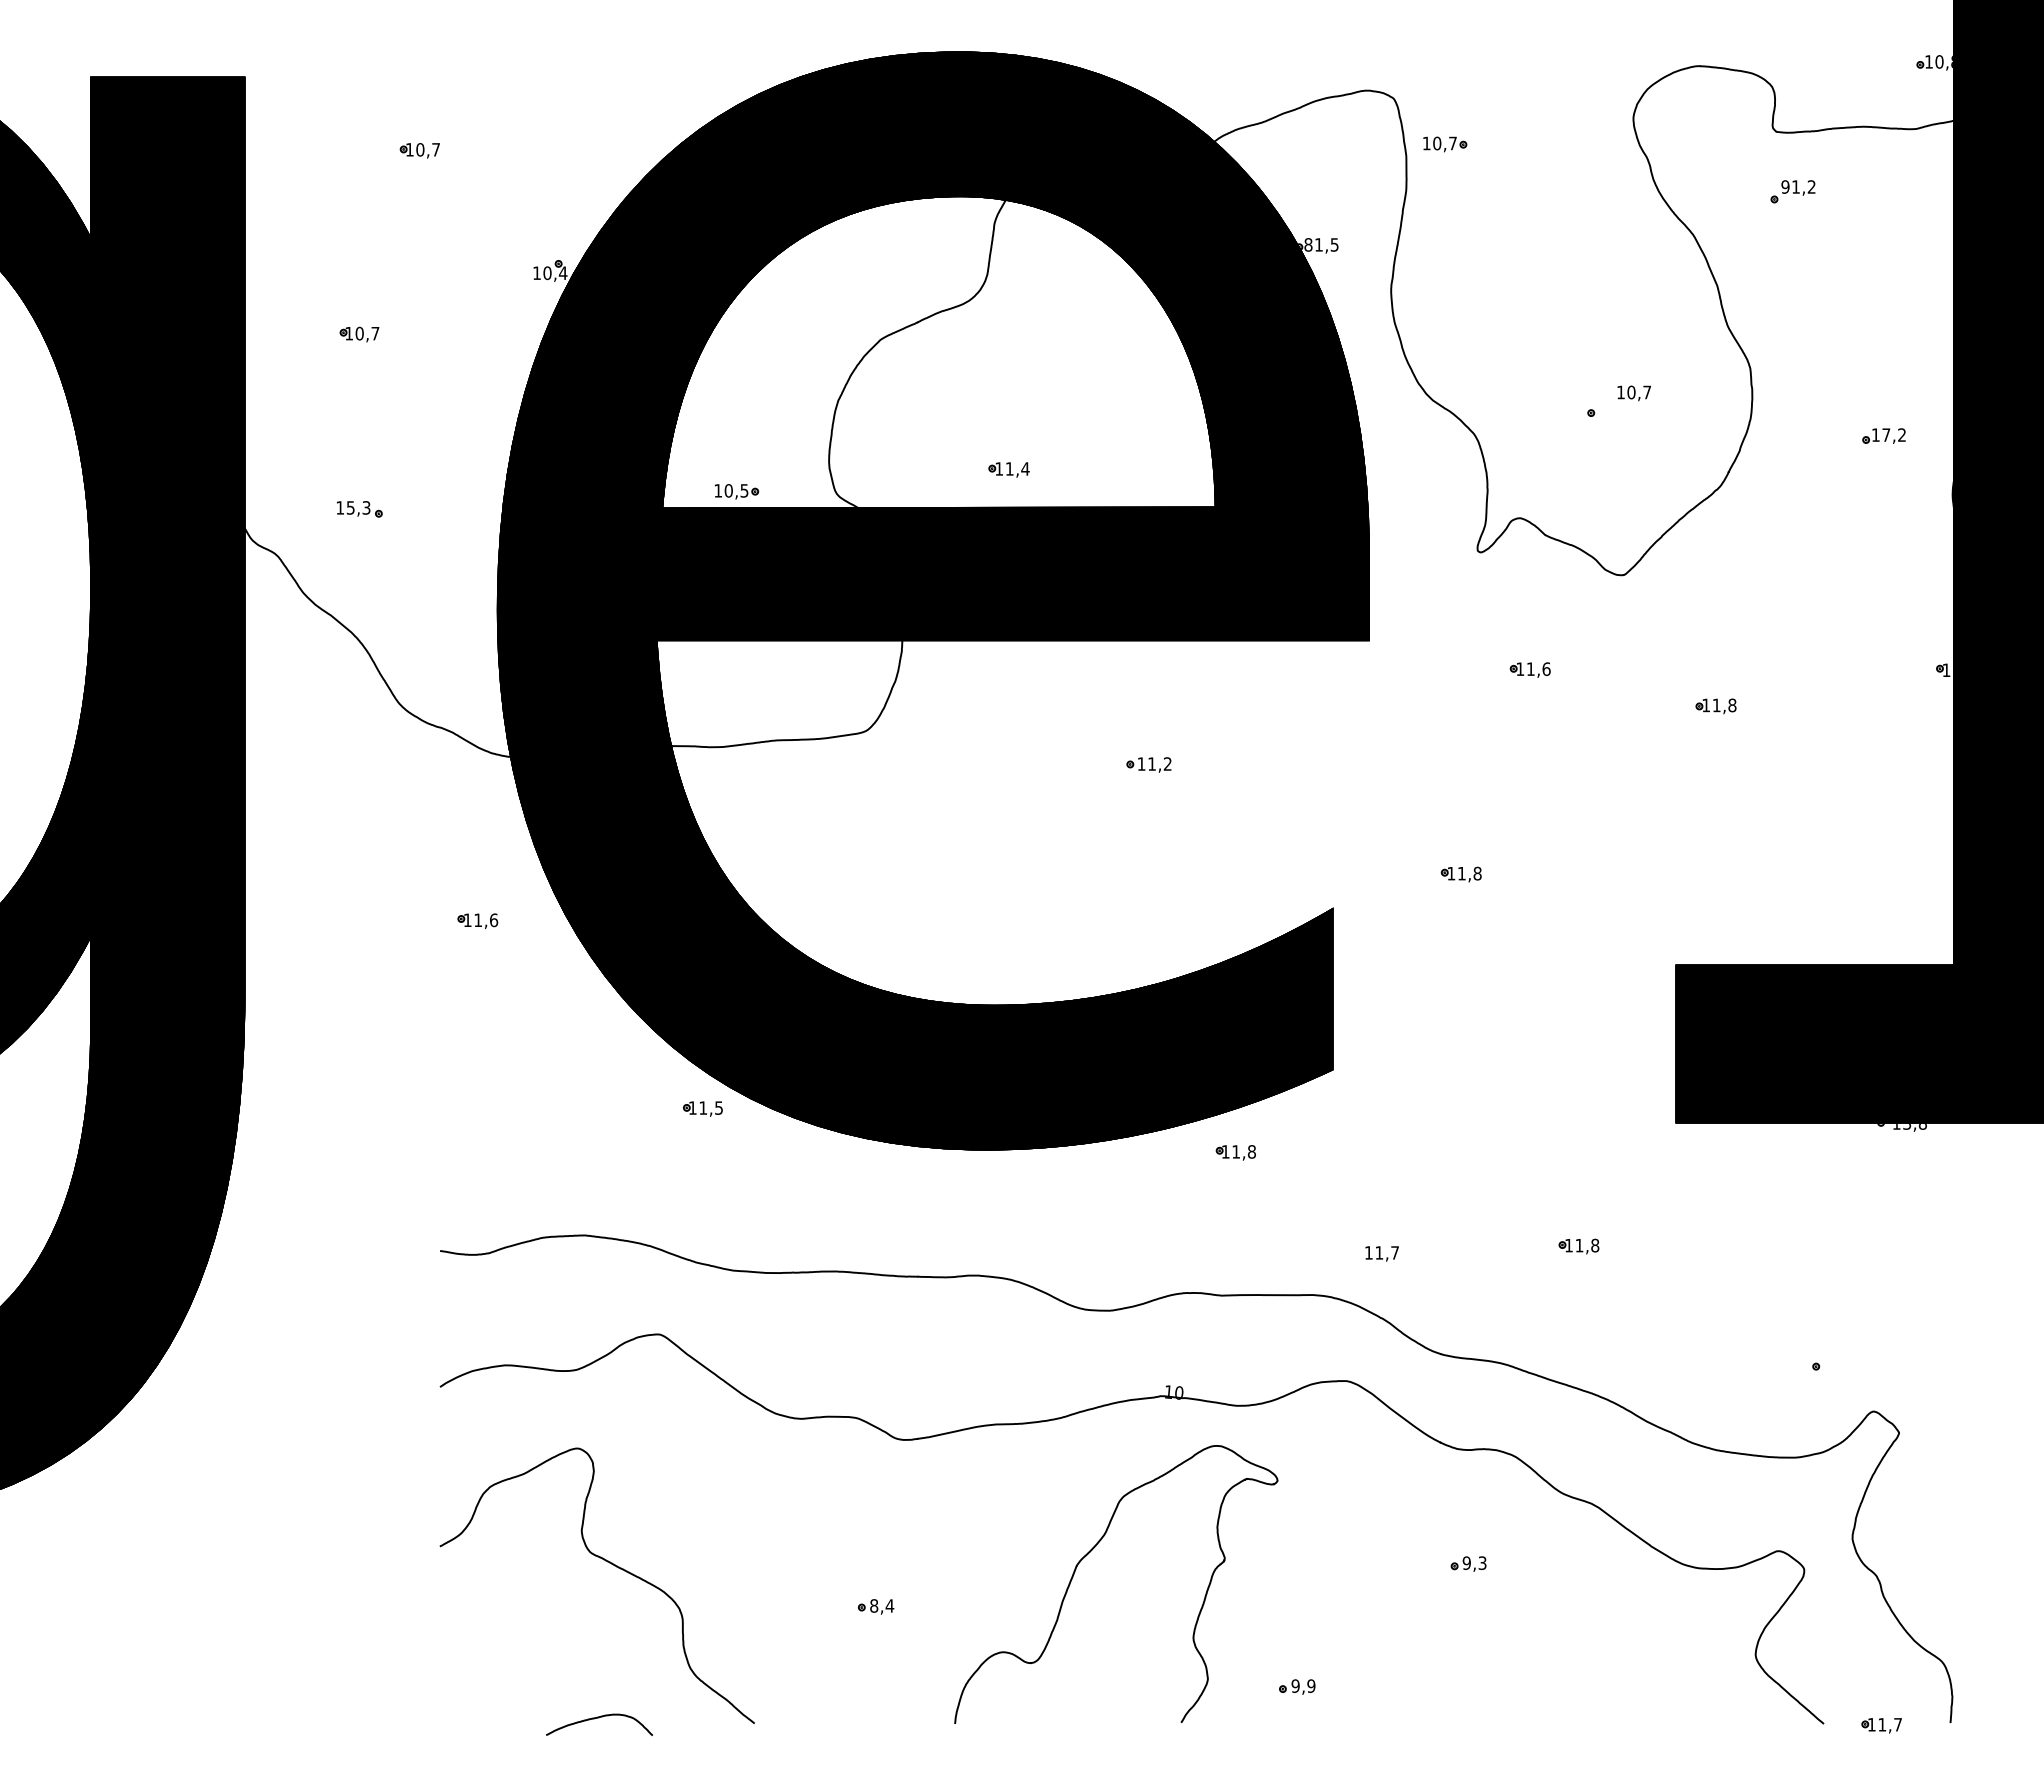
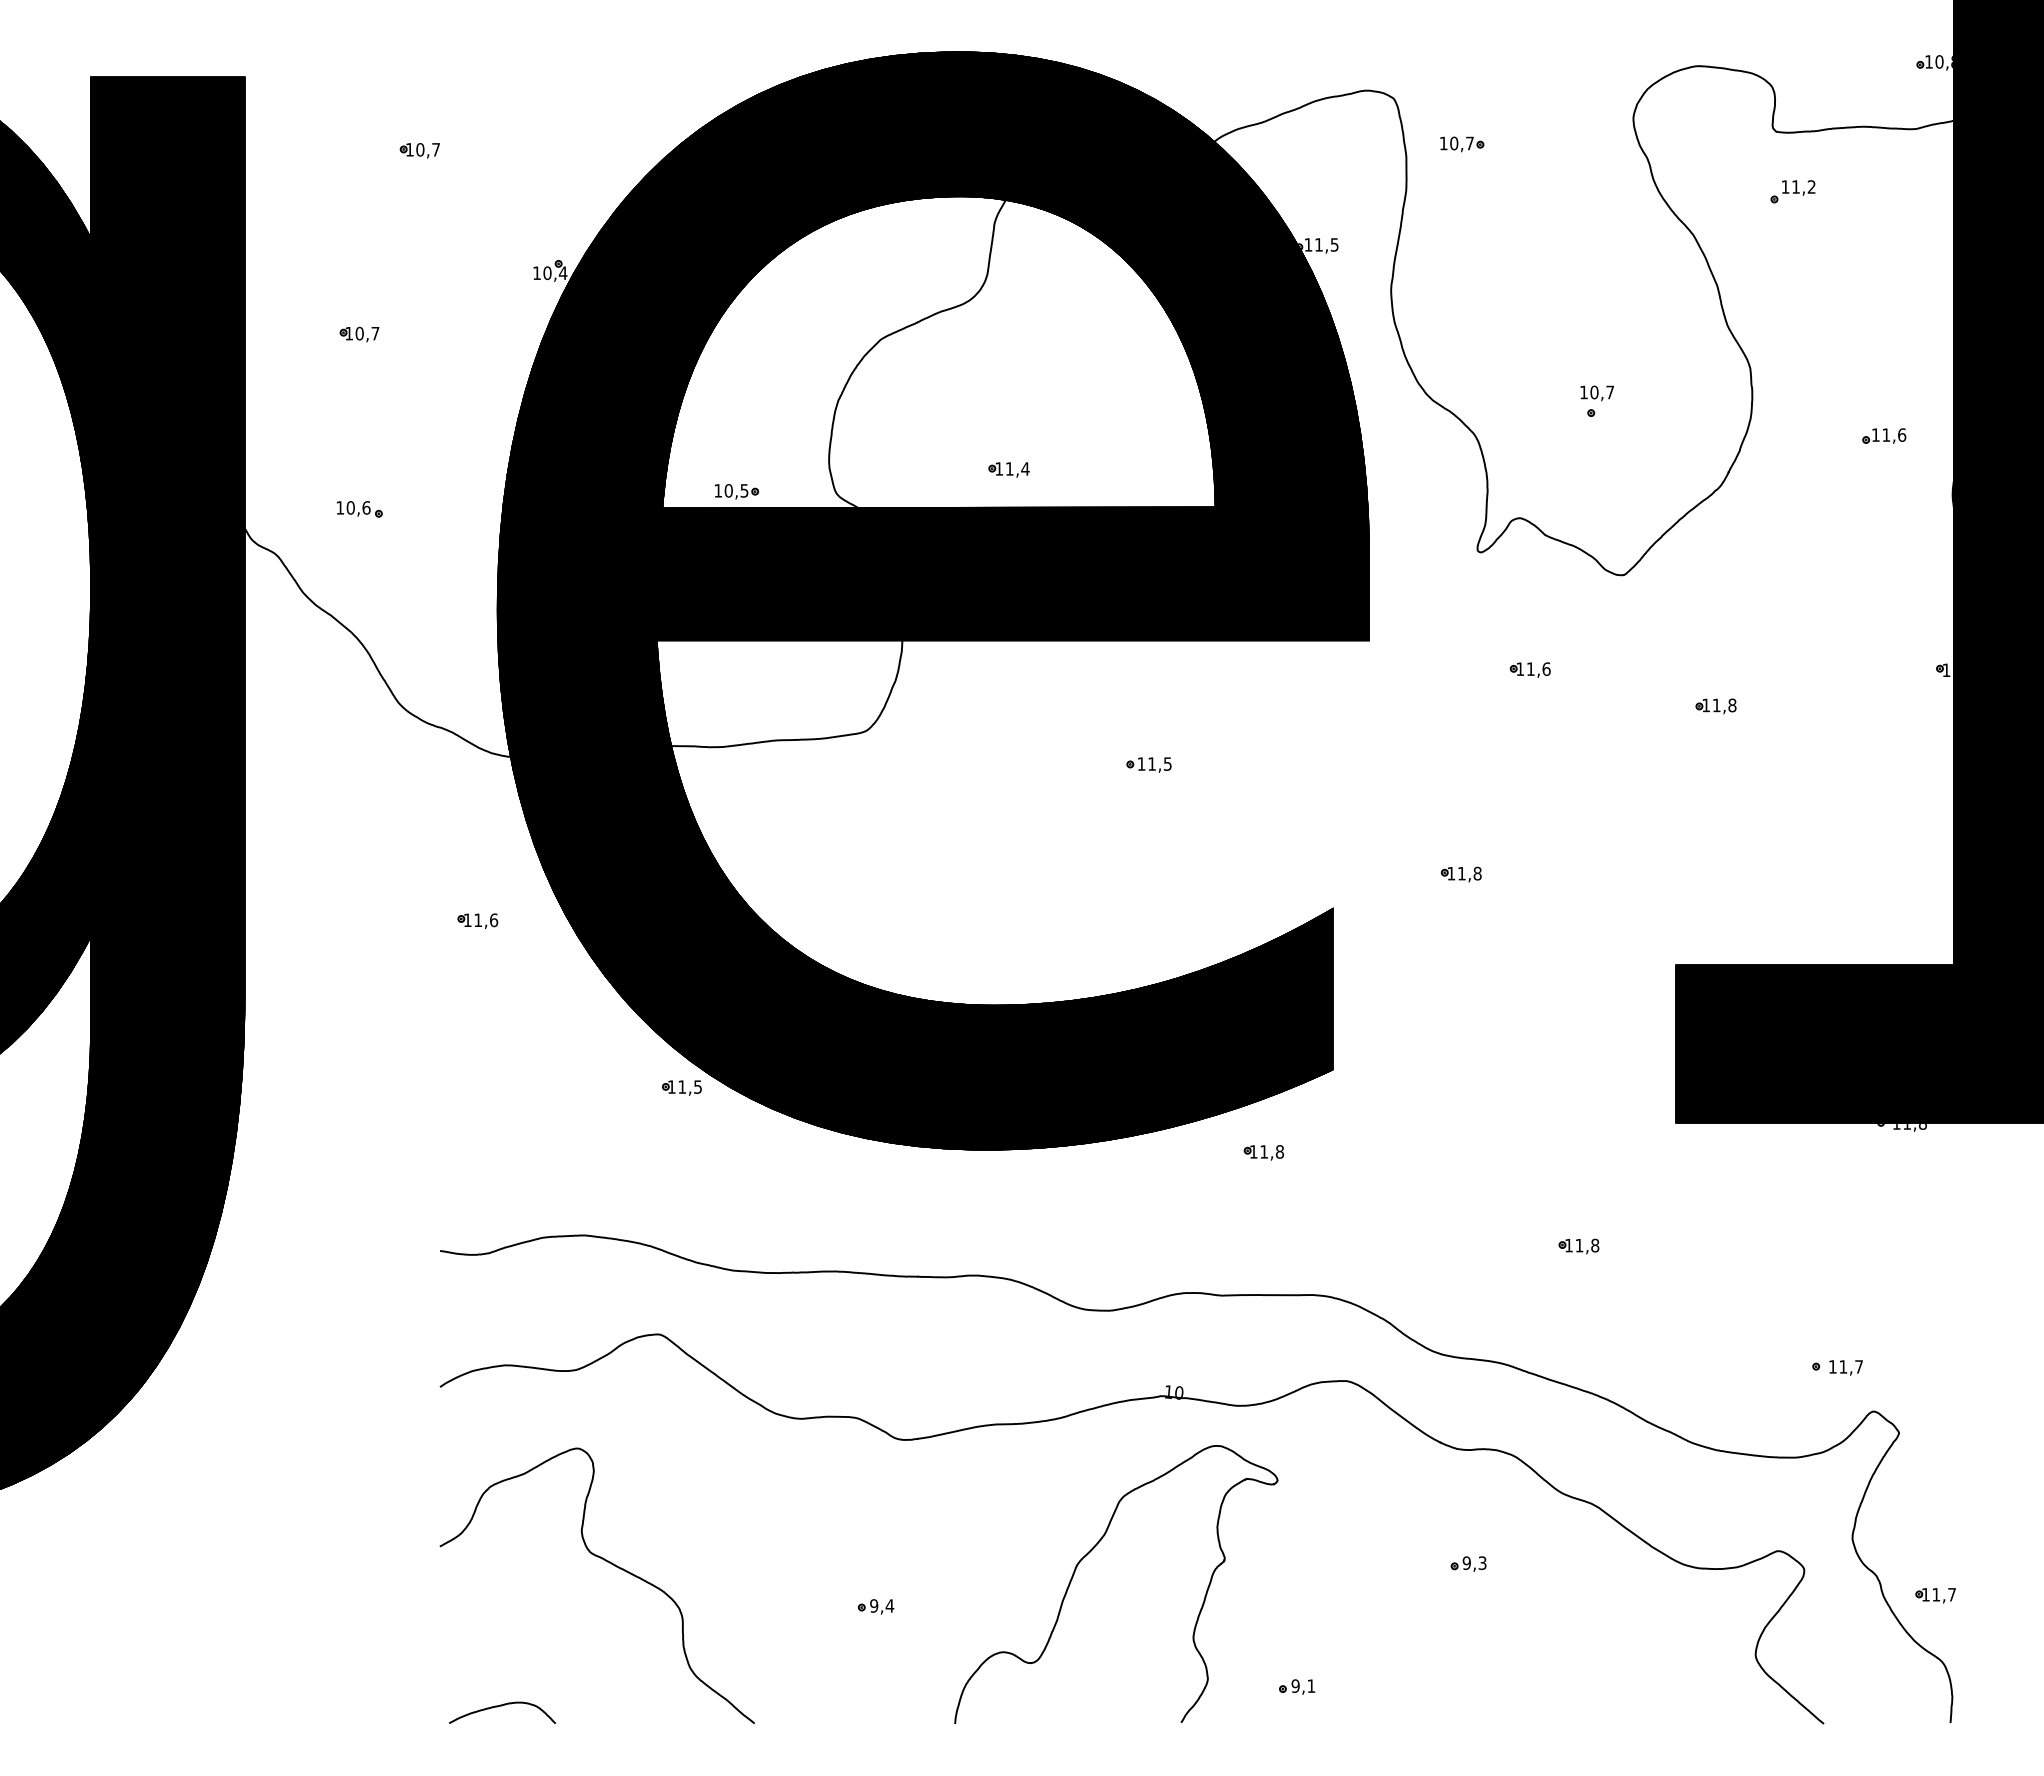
part position: (1445, 144) -> (1462, 144) (1462, 144)
text: 91,2 -> 11,2 (1785, 186)
text: 81,5 -> 11,5 (1308, 244)
text position: (1633, 393) -> (1596, 393) (1596, 393)
text: 17,2 -> 11,6 (1894, 434)
text: 15,3 -> 10,6 (358, 507)
text: 11,2 -> 11,5 (1167, 763)
part position: (702, 1108) -> (681, 1087) (681, 1087)
text: 13,8 -> 11,8 (1907, 1126)
part position: (1235, 1152) -> (1263, 1152) (1263, 1152)
text position: (1381, 1253) -> (1845, 1367) (1845, 1367)
text: 8,4 -> 9,4 (874, 1605)
text: 9,9 -> 9,1 (1311, 1685)
curve position: (598, 1718) -> (501, 1706) (501, 1706)
part position: (1881, 1725) -> (1935, 1595) (1935, 1595)
